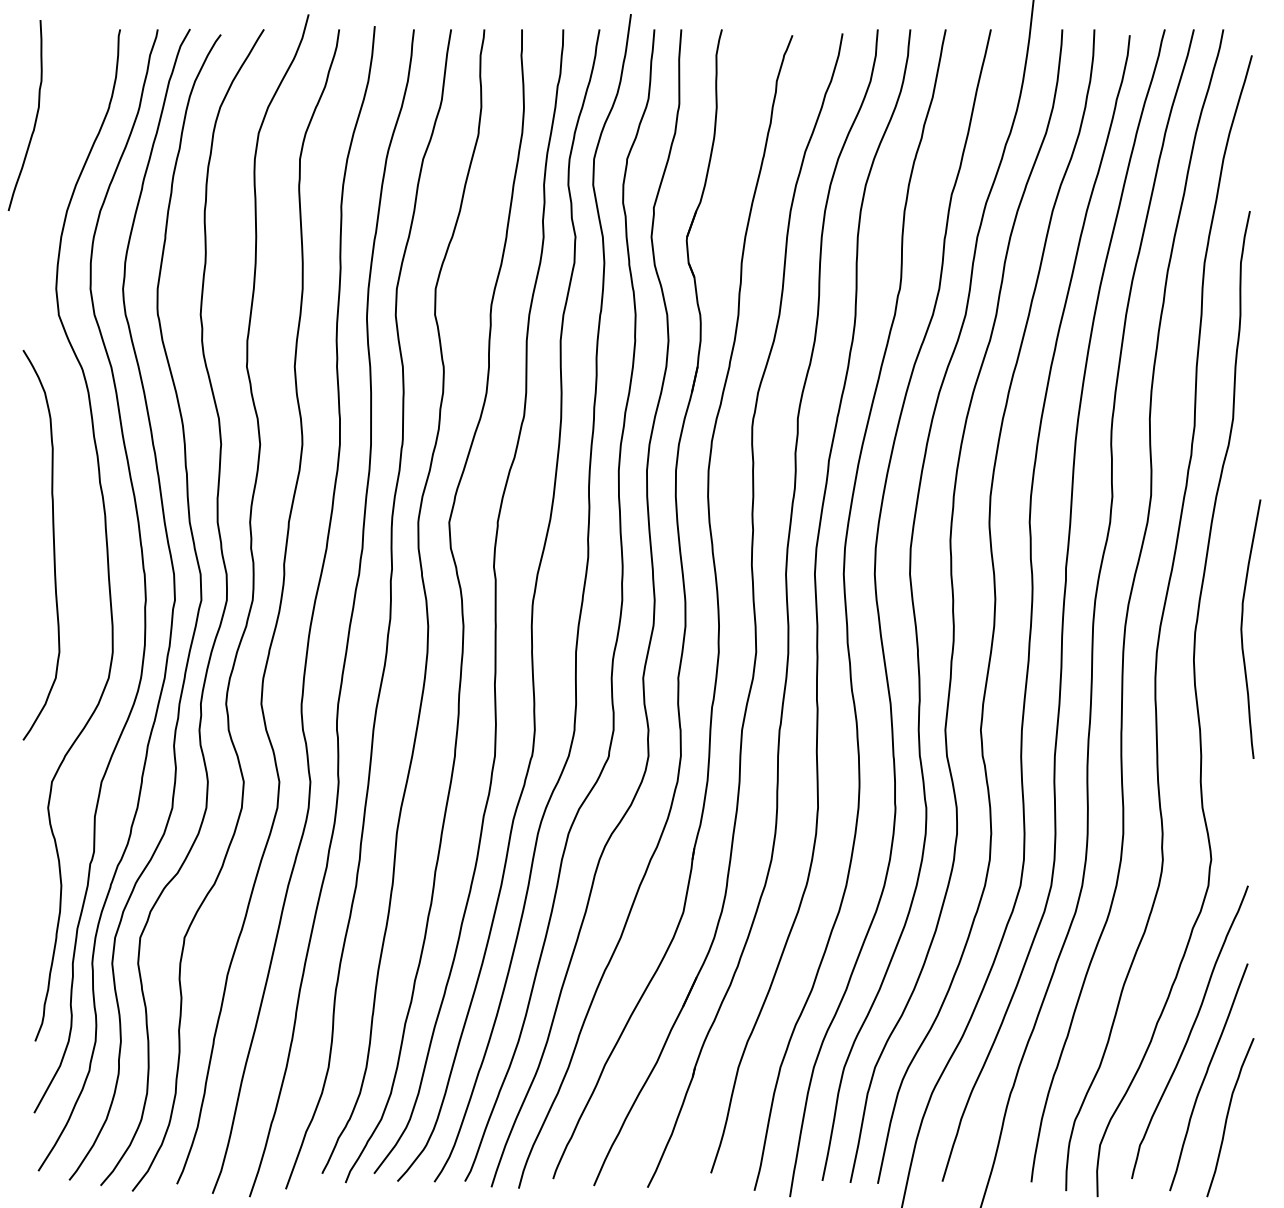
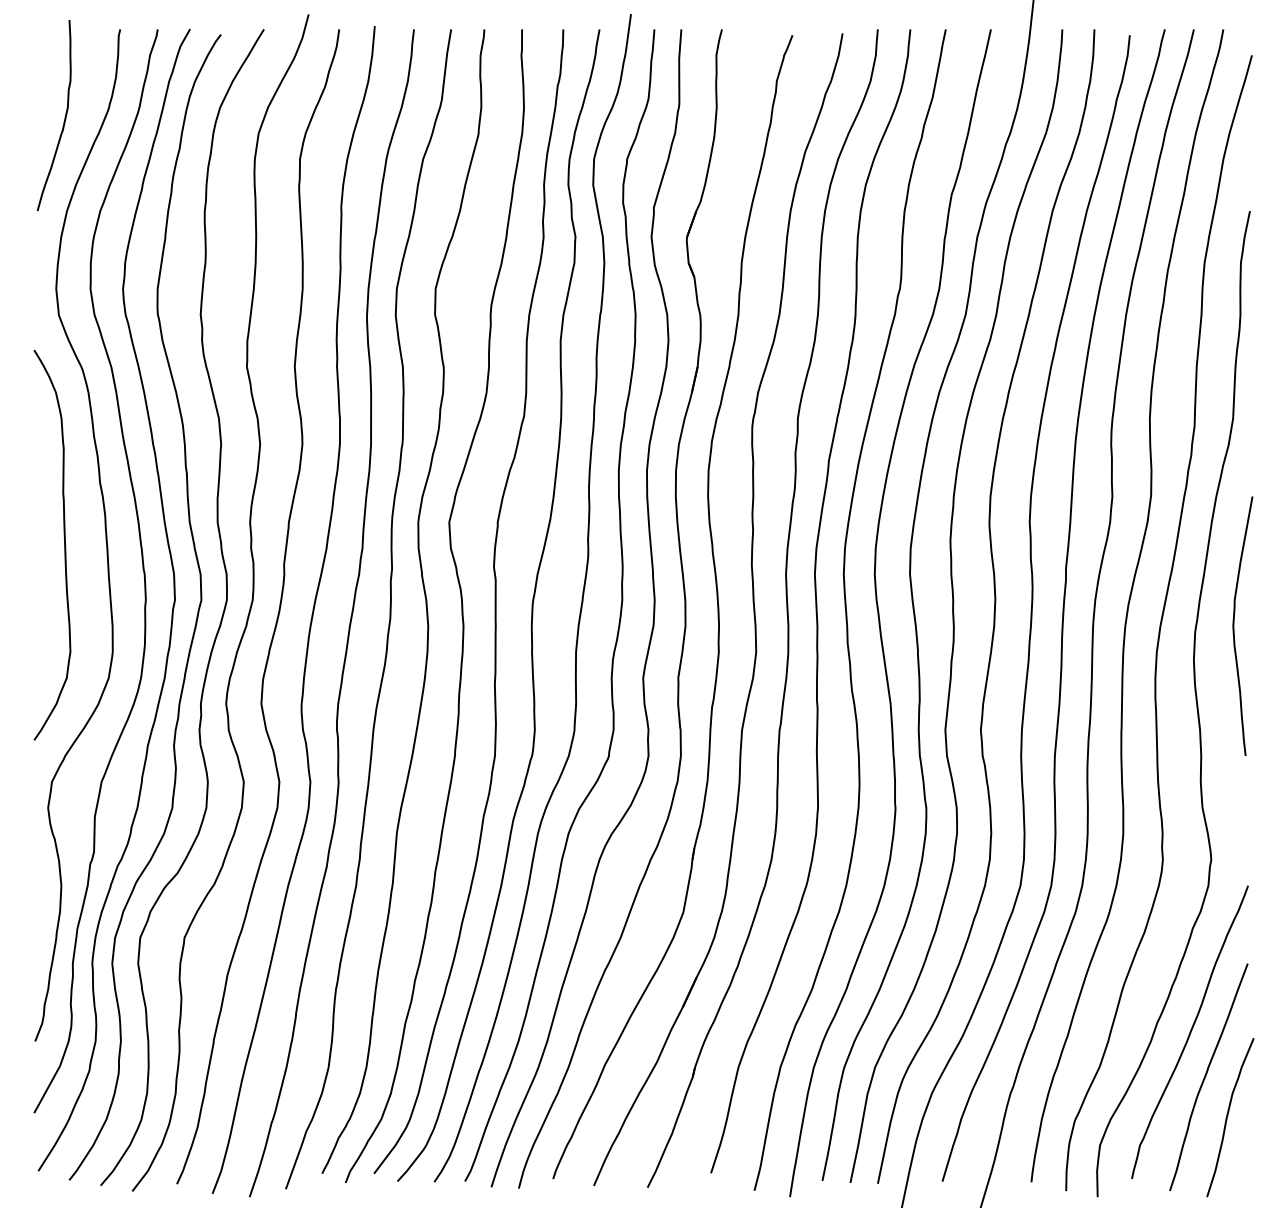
curve position: (35, 117) -> (64, 117) (64, 117)
curve position: (53, 545) -> (64, 545) (64, 545)
curve position: (1242, 628) -> (1234, 625) (1234, 625)
